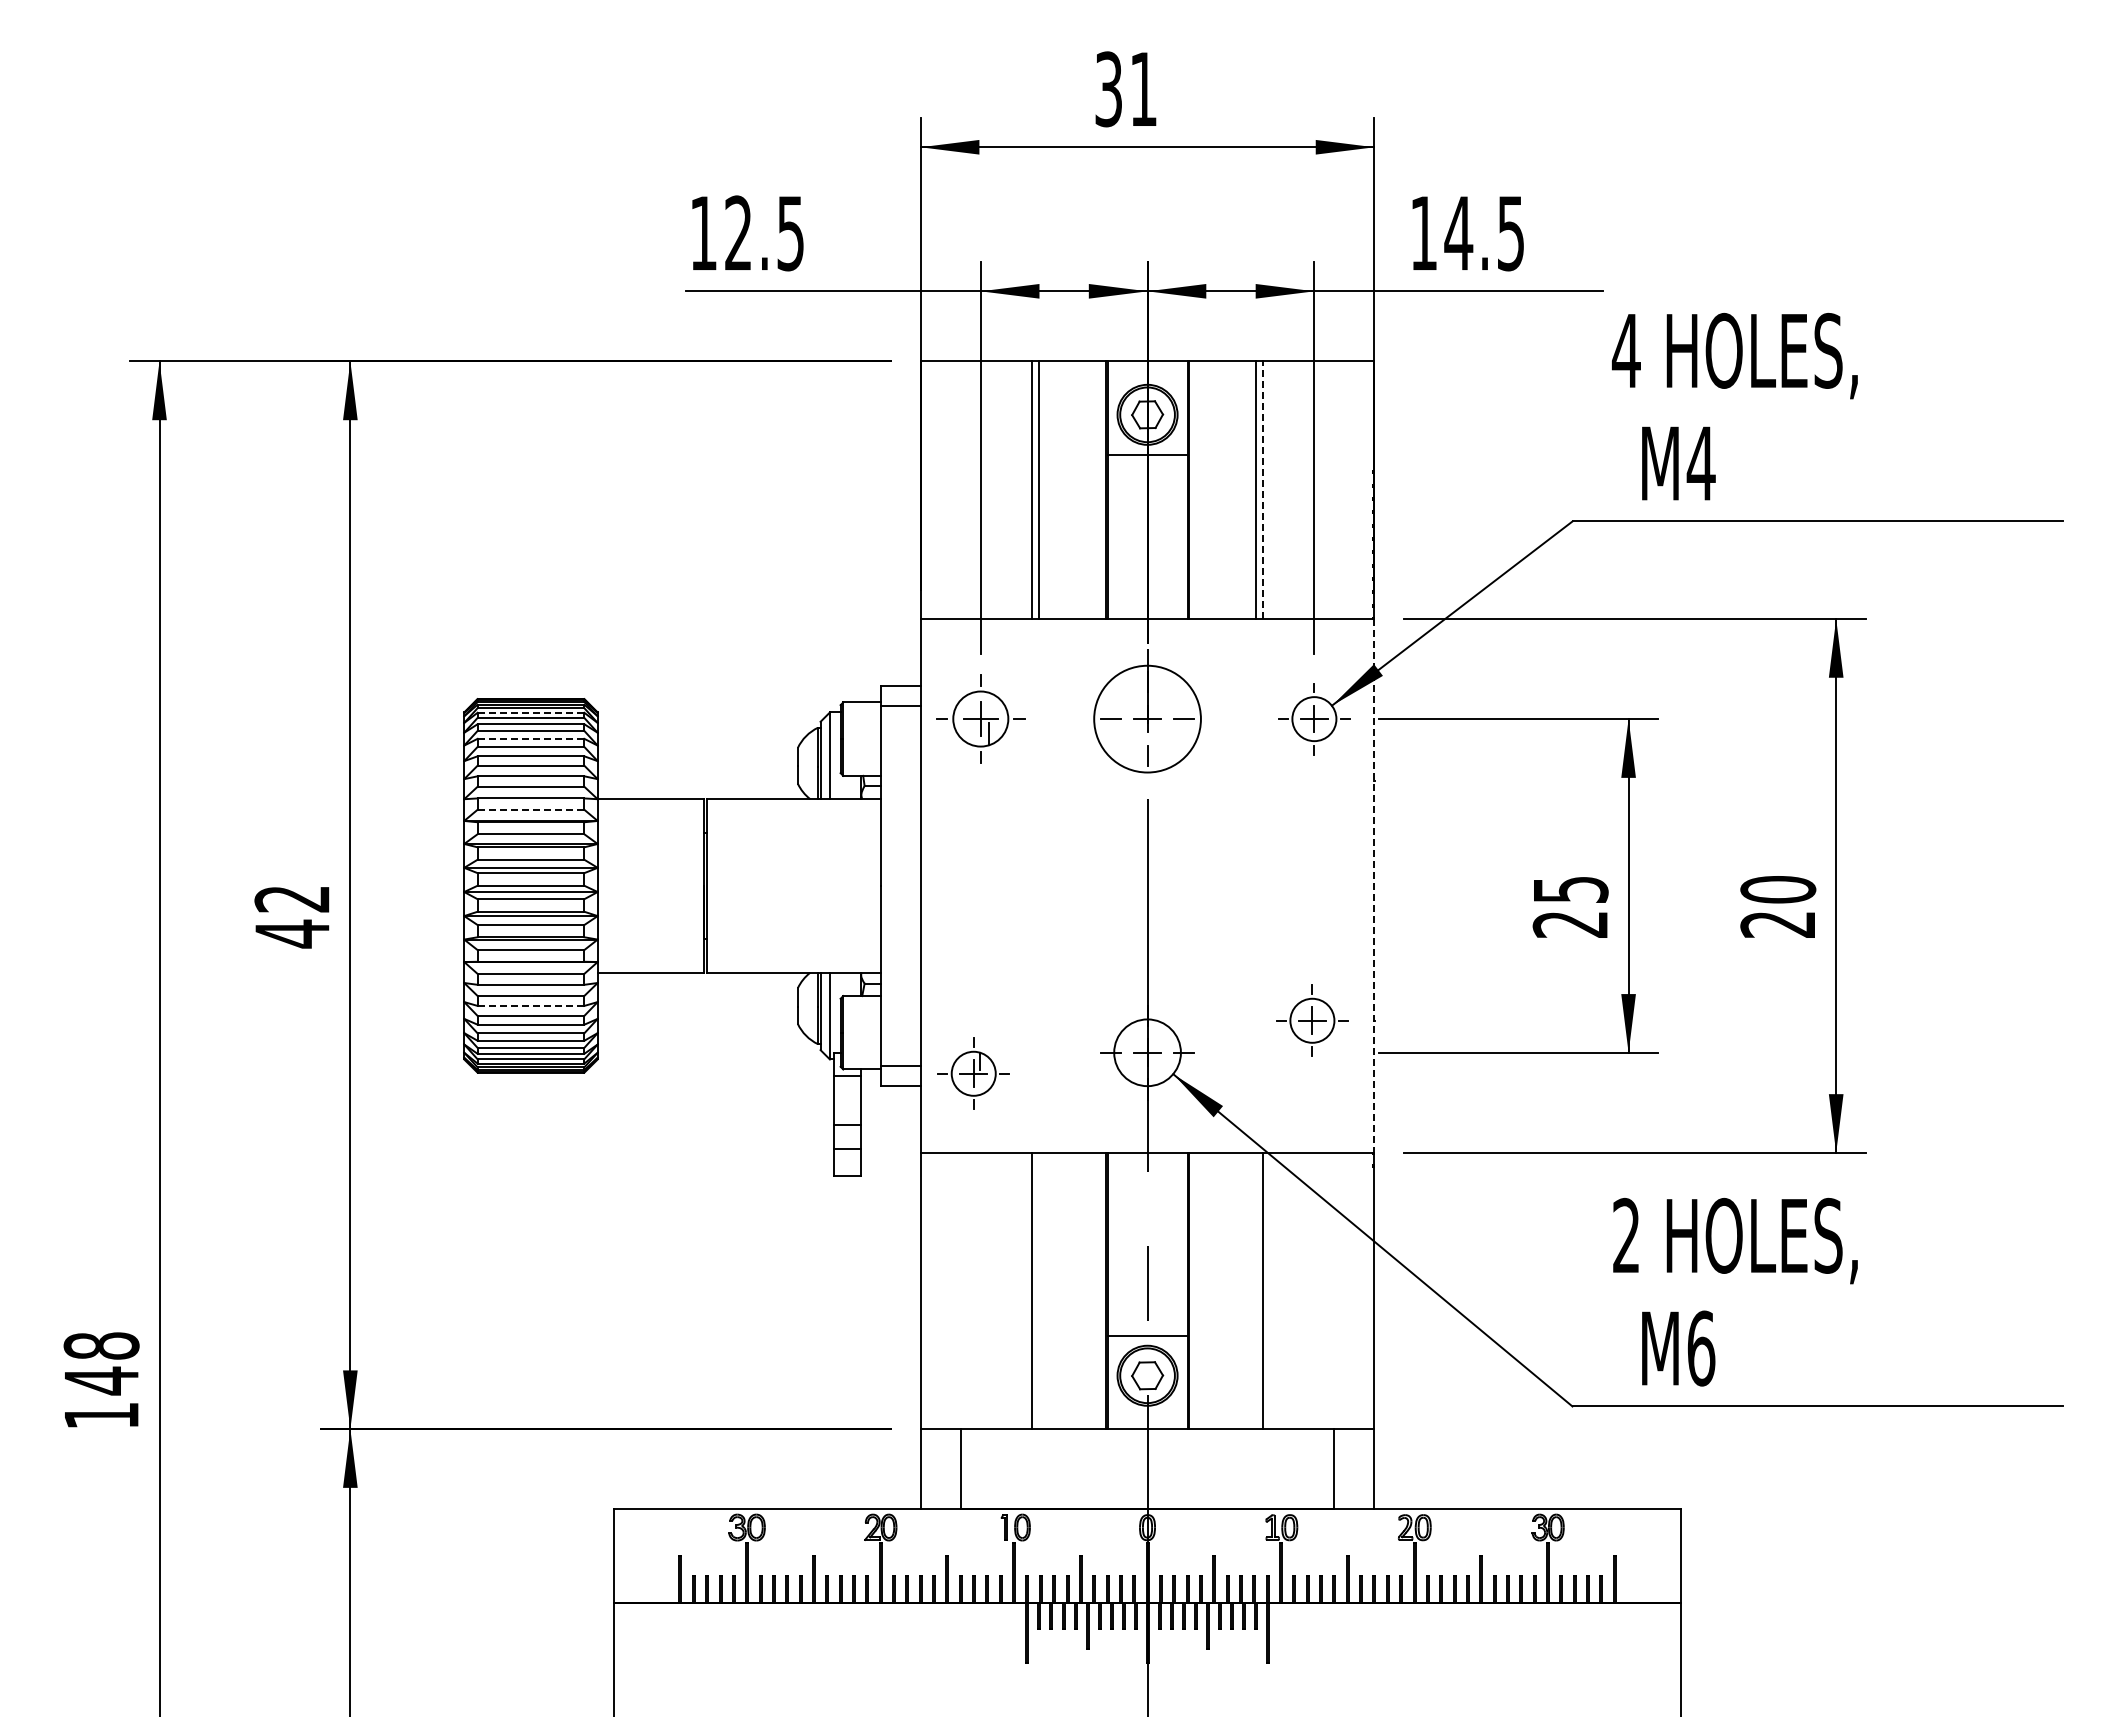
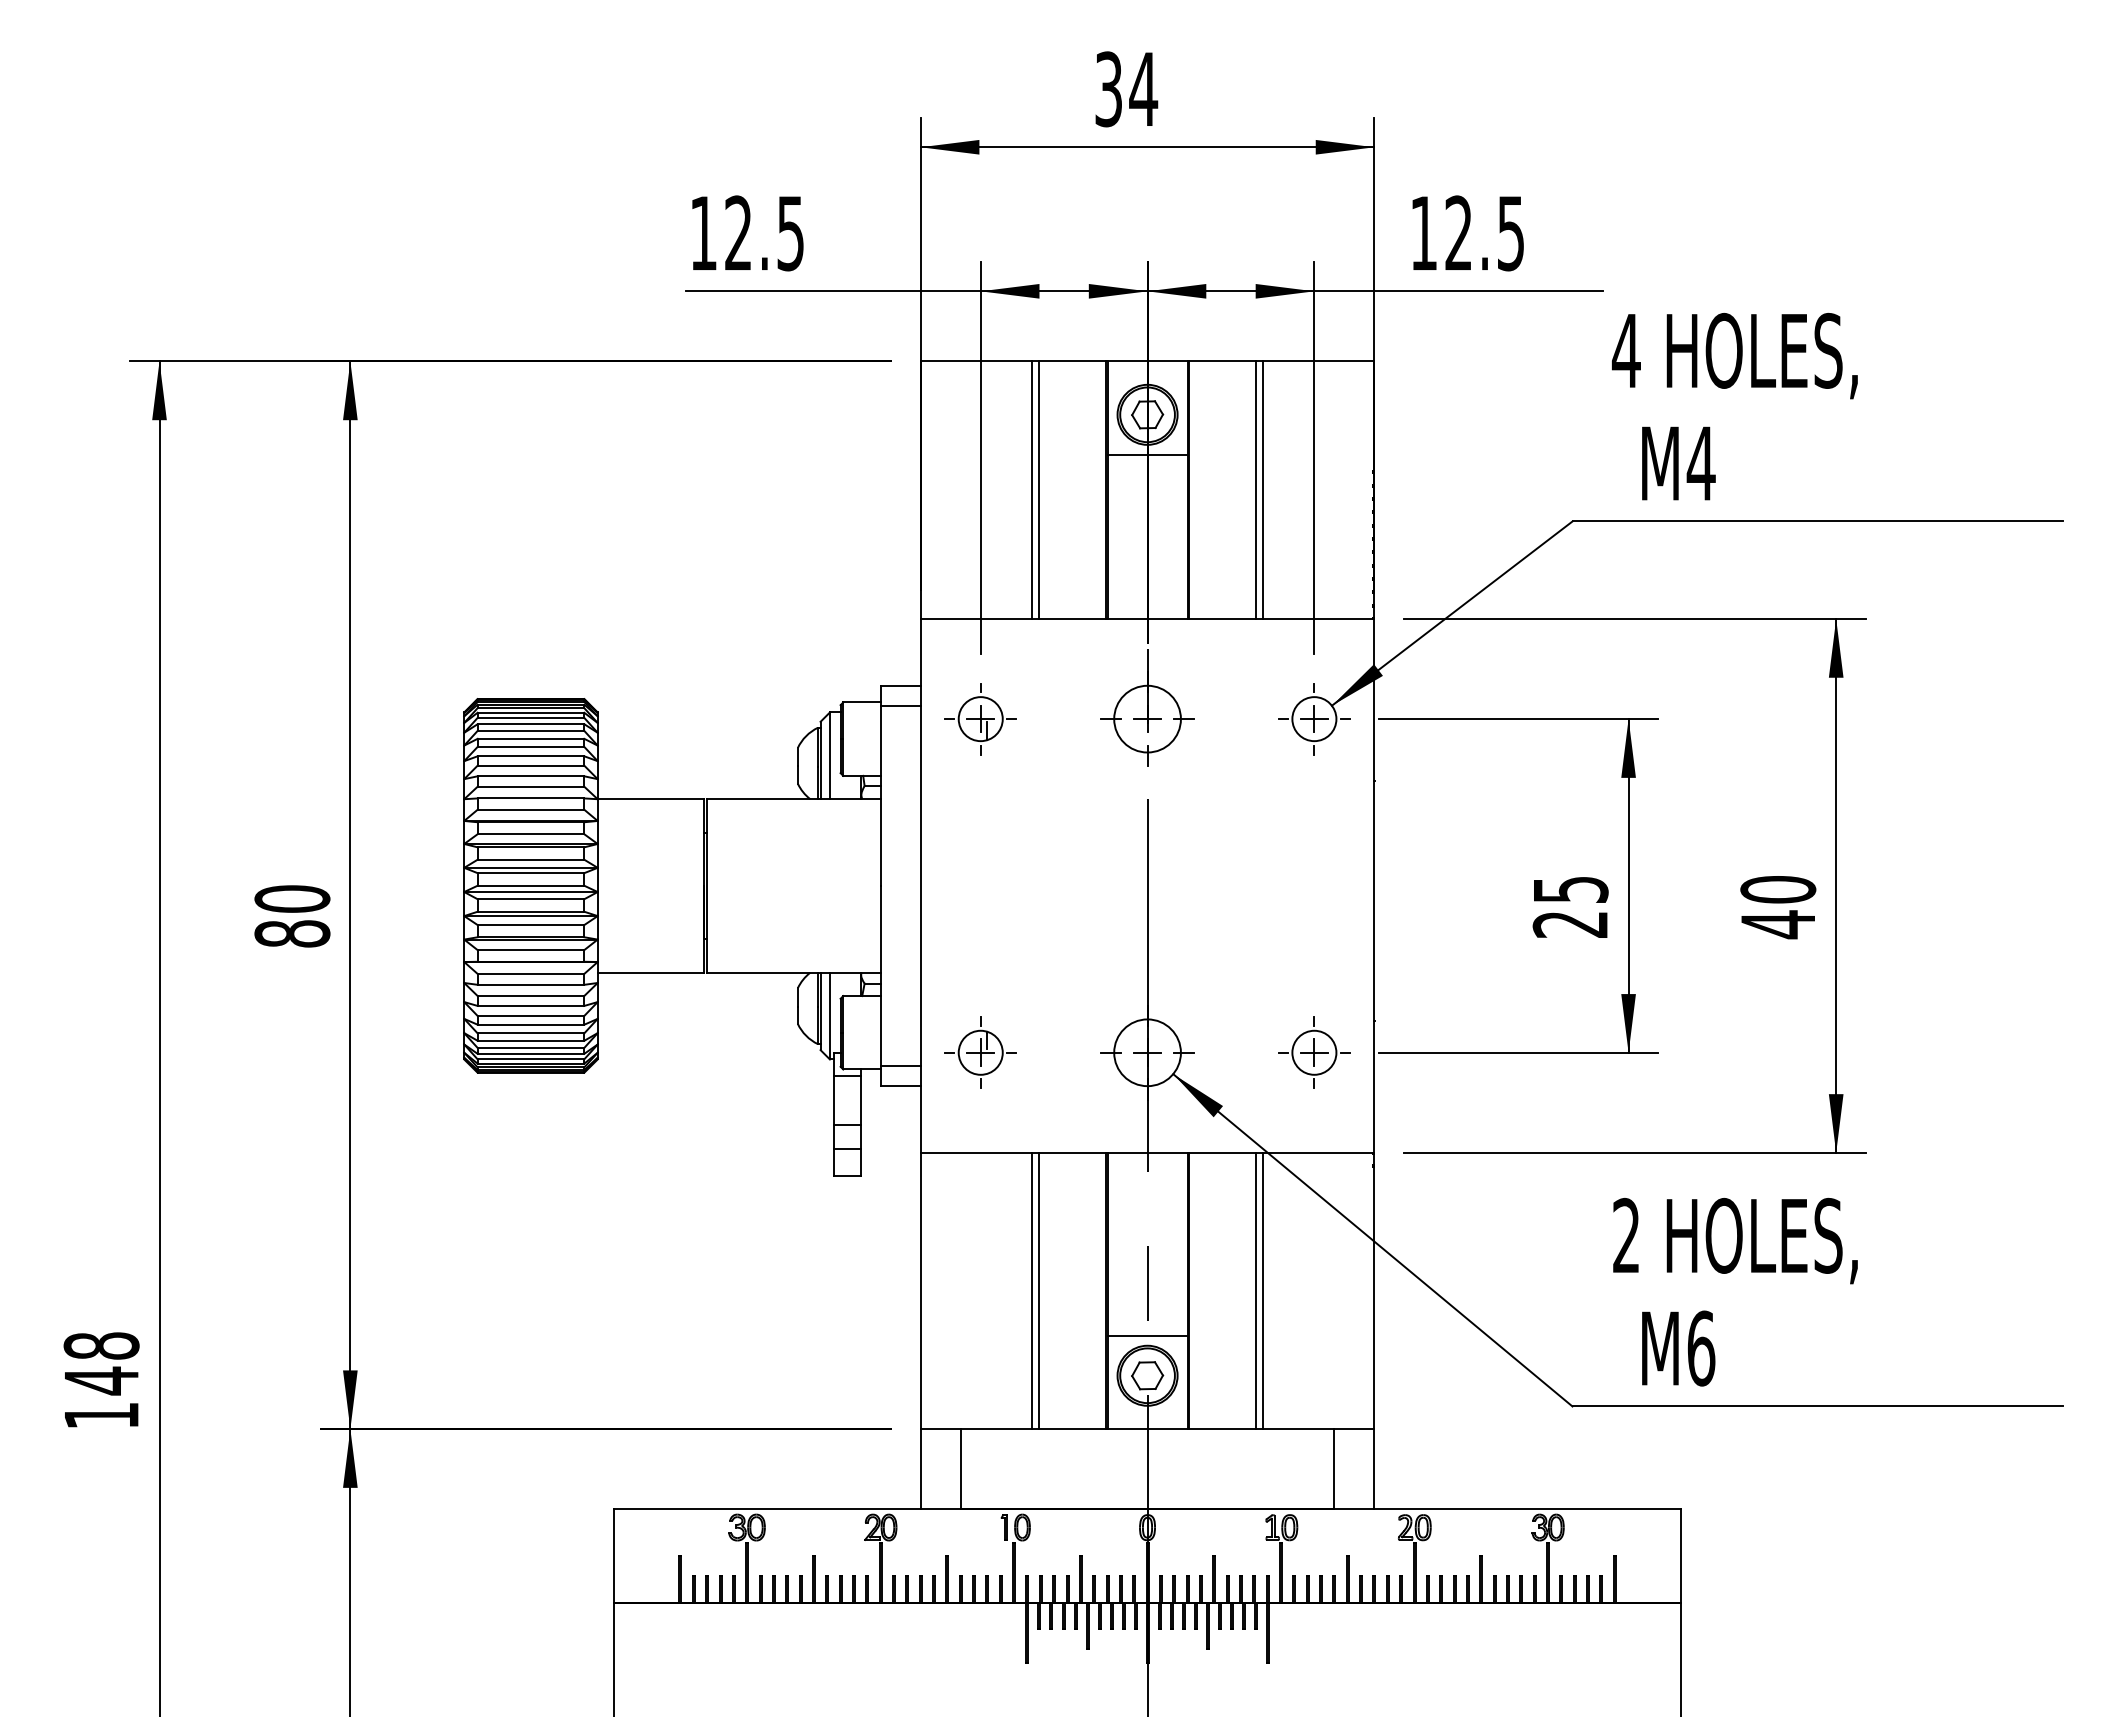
text: 31 -> 34 (1143, 88)
text: 14.5 -> 12.5 (1458, 232)
line: dashed -> solid (1262, 490)
line: dashed -> solid (531, 712)
part size: 90x90 px -> 73x73 px (980, 719)
circle diameter: 107 px -> 67 px (1147, 718)
line: dashed -> solid (531, 738)
line: dashed -> solid (530, 809)
line: dashed -> solid (1374, 885)
text: 42 -> 80 (292, 916)
text: 20 -> 40 (1777, 924)
line: dashed -> solid (530, 1005)
part position: (1312, 1020) -> (1314, 1052) (1314, 1052)
part position: (973, 1073) -> (980, 1052) (980, 1052)
line: none -> present (1039, 1290)
line: none -> present (1256, 1290)
